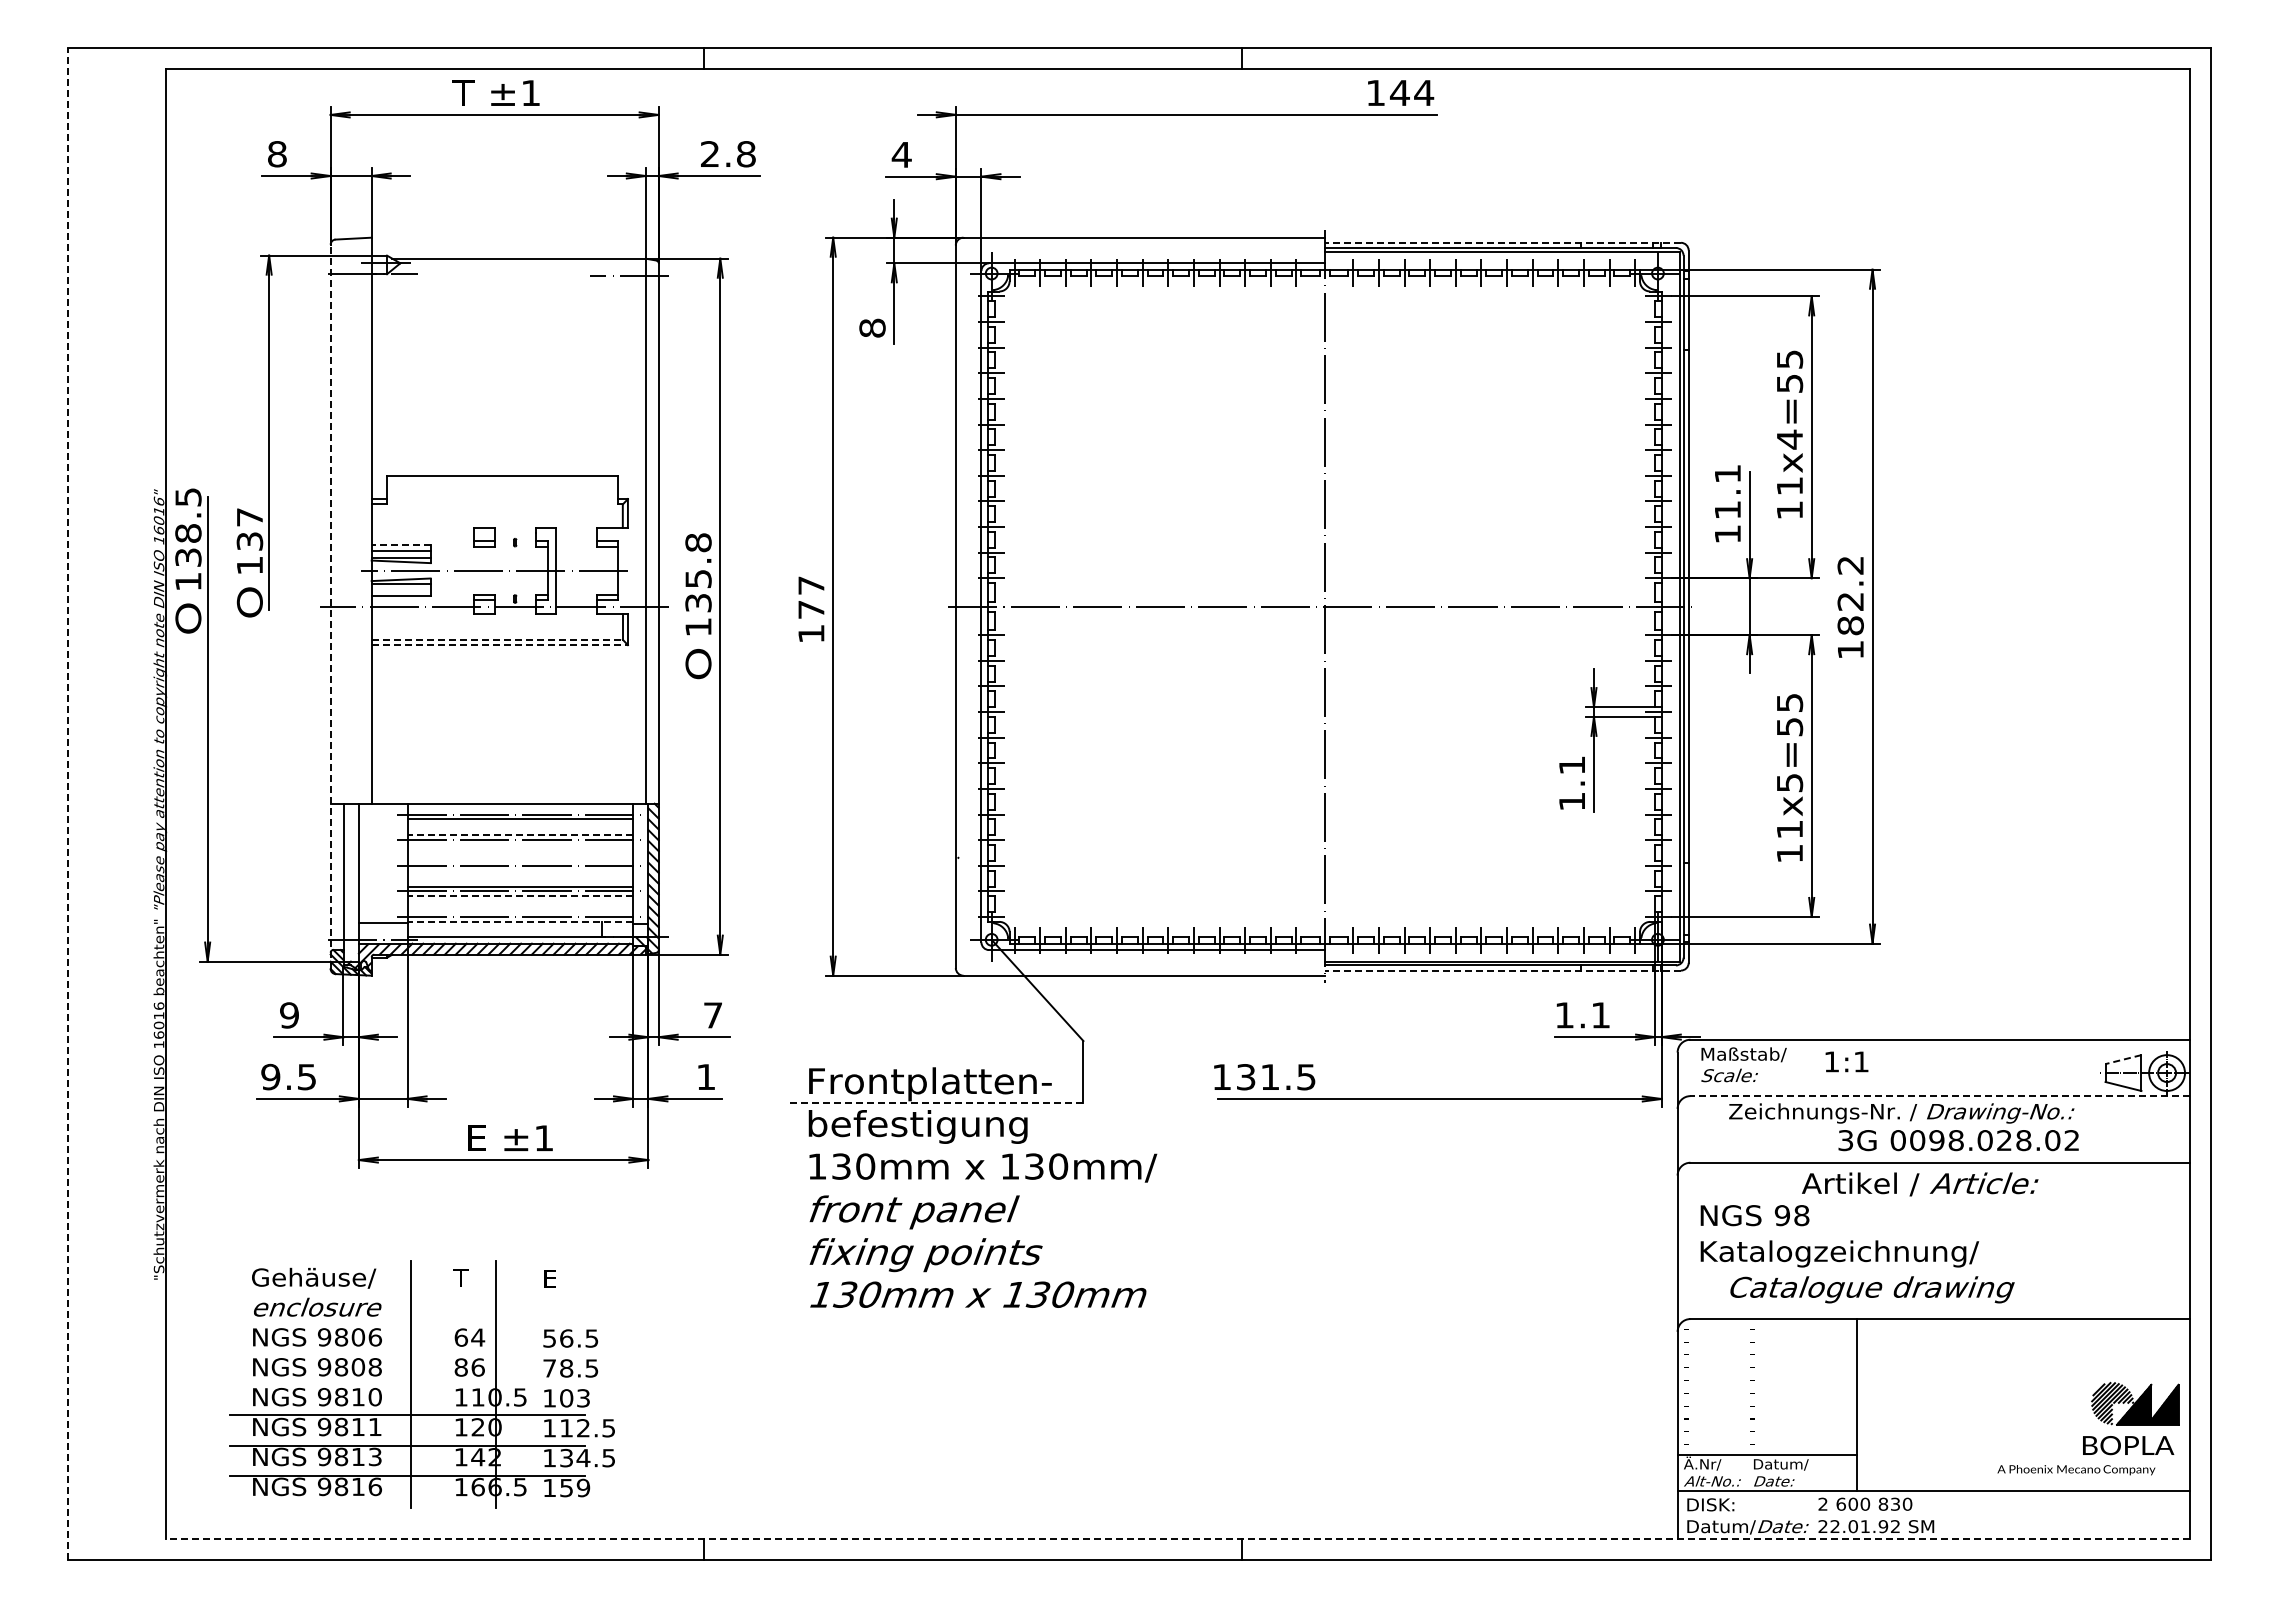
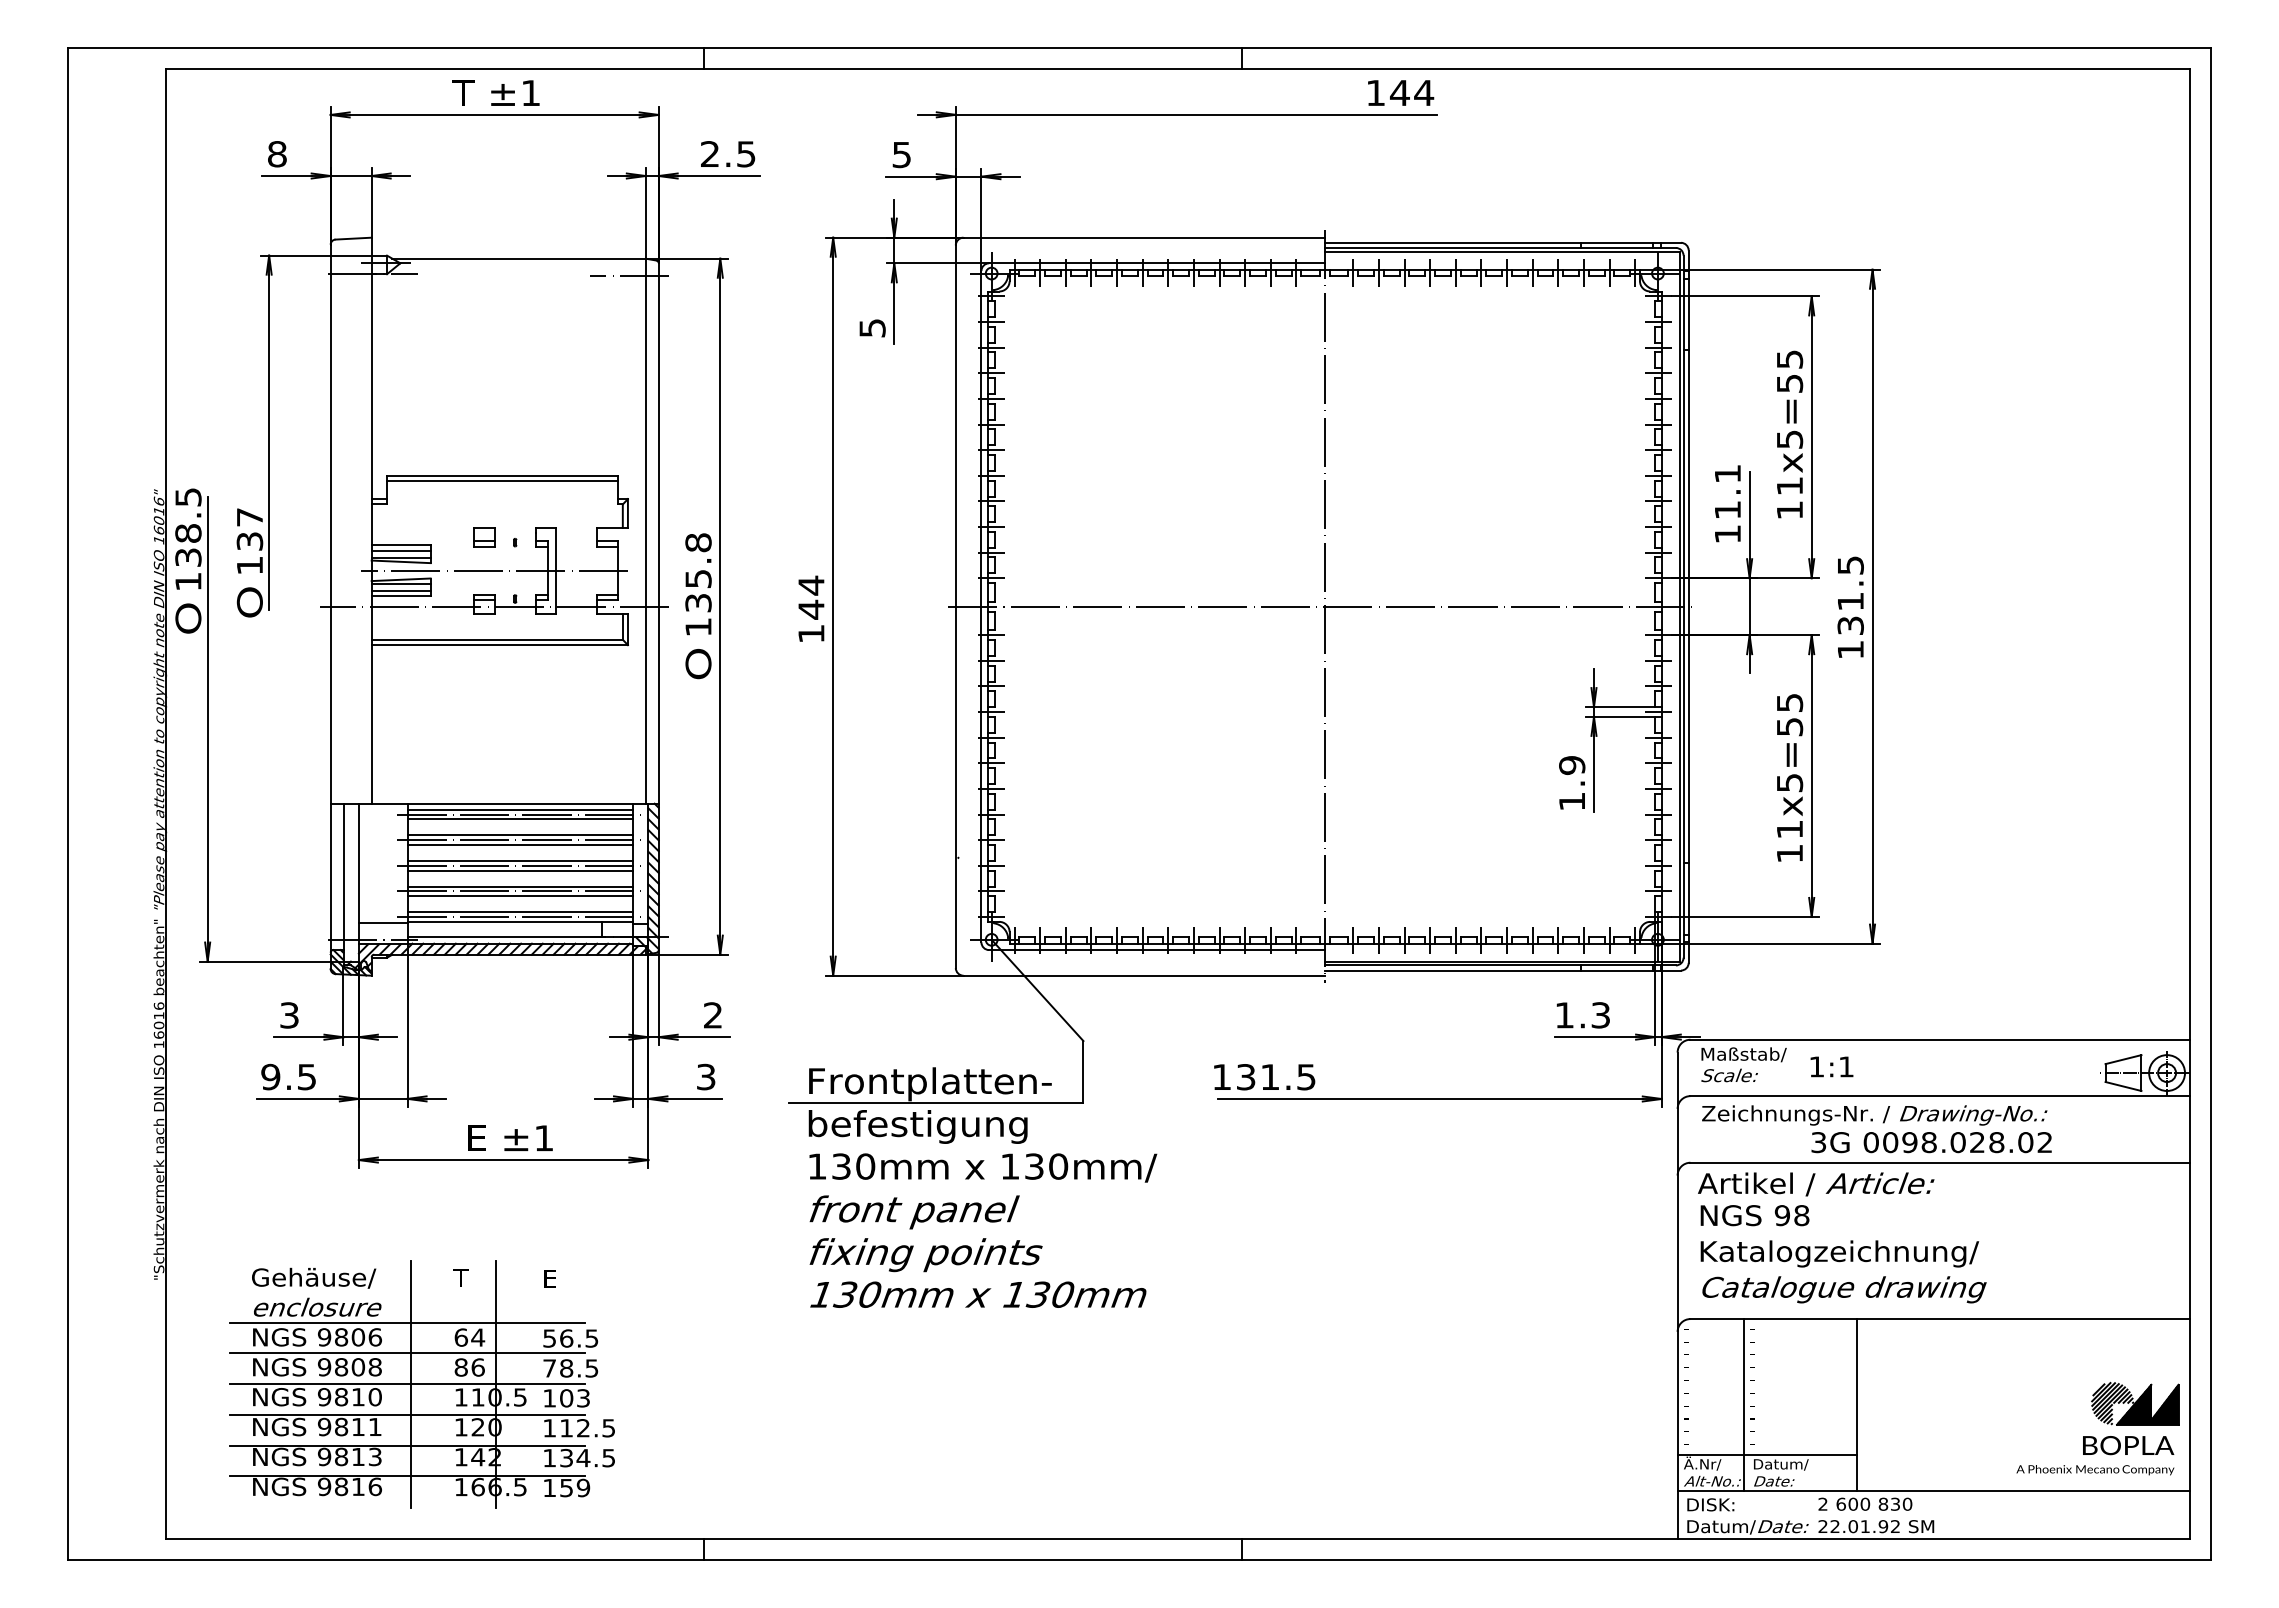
text: 2.8 -> 2.5 (746, 154)
text: 4 -> 5 (901, 155)
line: dashed -> solid (1502, 242)
text: 8 -> 5 (872, 327)
text: 11x4=55 -> 11x5=55 (1790, 439)
line: none -> present (502, 481)
line: dashed -> solid (400, 545)
line: none -> present (400, 591)
text: 182.2 -> 131.5 (1850, 595)
text: 177 -> 144 (811, 597)
line: dashed -> solid (330, 606)
line: dashed -> solid (497, 639)
line: dashed -> solid (500, 645)
text: 1.1 -> 1.9 (1572, 765)
line: dashed -> solid (68, 804)
line: none -> present (520, 809)
line: dashed -> solid (520, 835)
line: none -> present (520, 845)
line: none -> present (520, 860)
line: none -> present (520, 870)
line: dashed -> solid (520, 896)
line: none -> present (520, 912)
line: dashed -> solid (520, 921)
line: dashed -> solid (1502, 970)
text: 9 -> 3 (289, 1015)
text: 7 -> 2 (712, 1015)
text: 1.1 -> 1.3 (1600, 1015)
line: dashed -> solid (2123, 1059)
text position: (1846, 1061) -> (1831, 1066) (1831, 1066)
text: 1 -> 3 (706, 1076)
line: dashed -> solid (1940, 1096)
line: dashed -> solid (935, 1102)
text position: (1903, 1127) -> (1876, 1129) (1876, 1129)
text position: (1920, 1184) -> (1816, 1184) (1816, 1184)
text position: (1872, 1289) -> (1844, 1289) (1844, 1289)
line: none -> present (407, 1322)
line: none -> present (407, 1353)
line: none -> present (407, 1384)
line: none -> present (1744, 1404)
text position: (2076, 1470) -> (2095, 1470) (2095, 1470)
line: dashed -> solid (1177, 1539)
